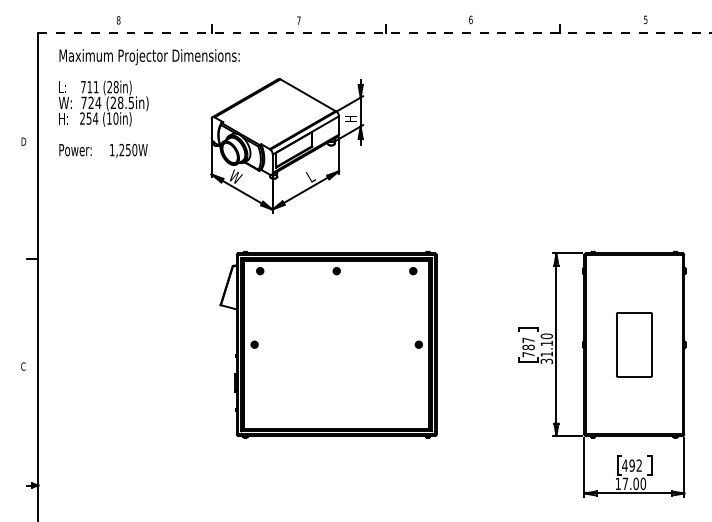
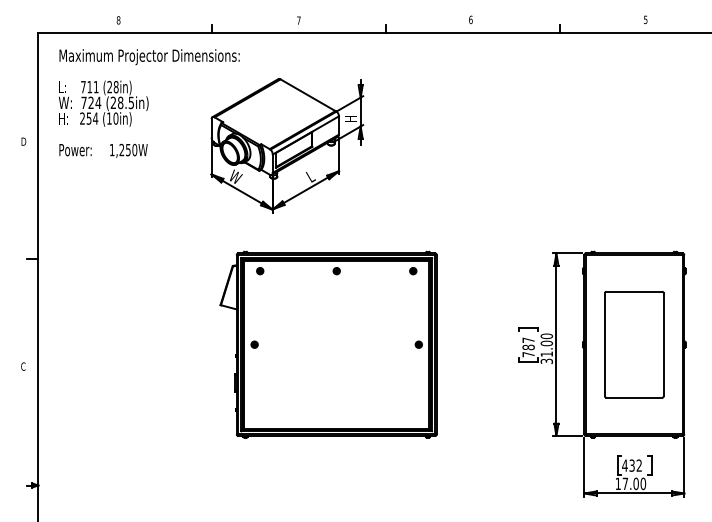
line: dashed -> solid (375, 32)
text: 31.10 -> 31.00 (546, 343)
part size: 37x66 px -> 61x108 px (634, 344)
text: 492 -> 432 (631, 465)
